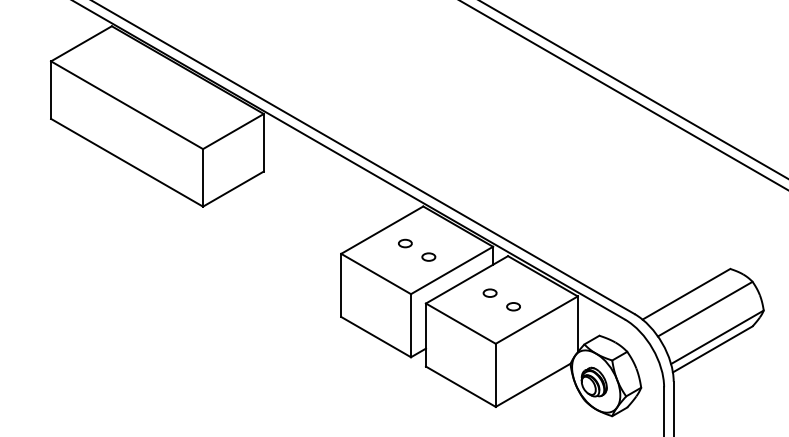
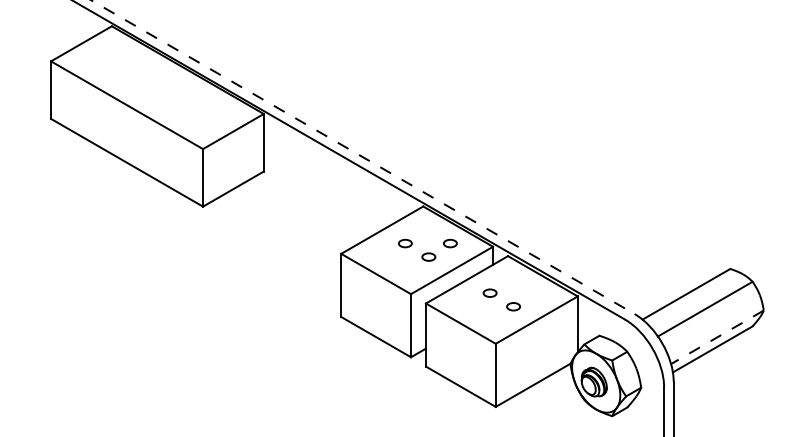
line: present -> none (633, 89)
line: present -> none (623, 95)
line: solid -> dashed (362, 157)
part: none -> present (450, 243)
line: solid -> dashed (716, 337)
